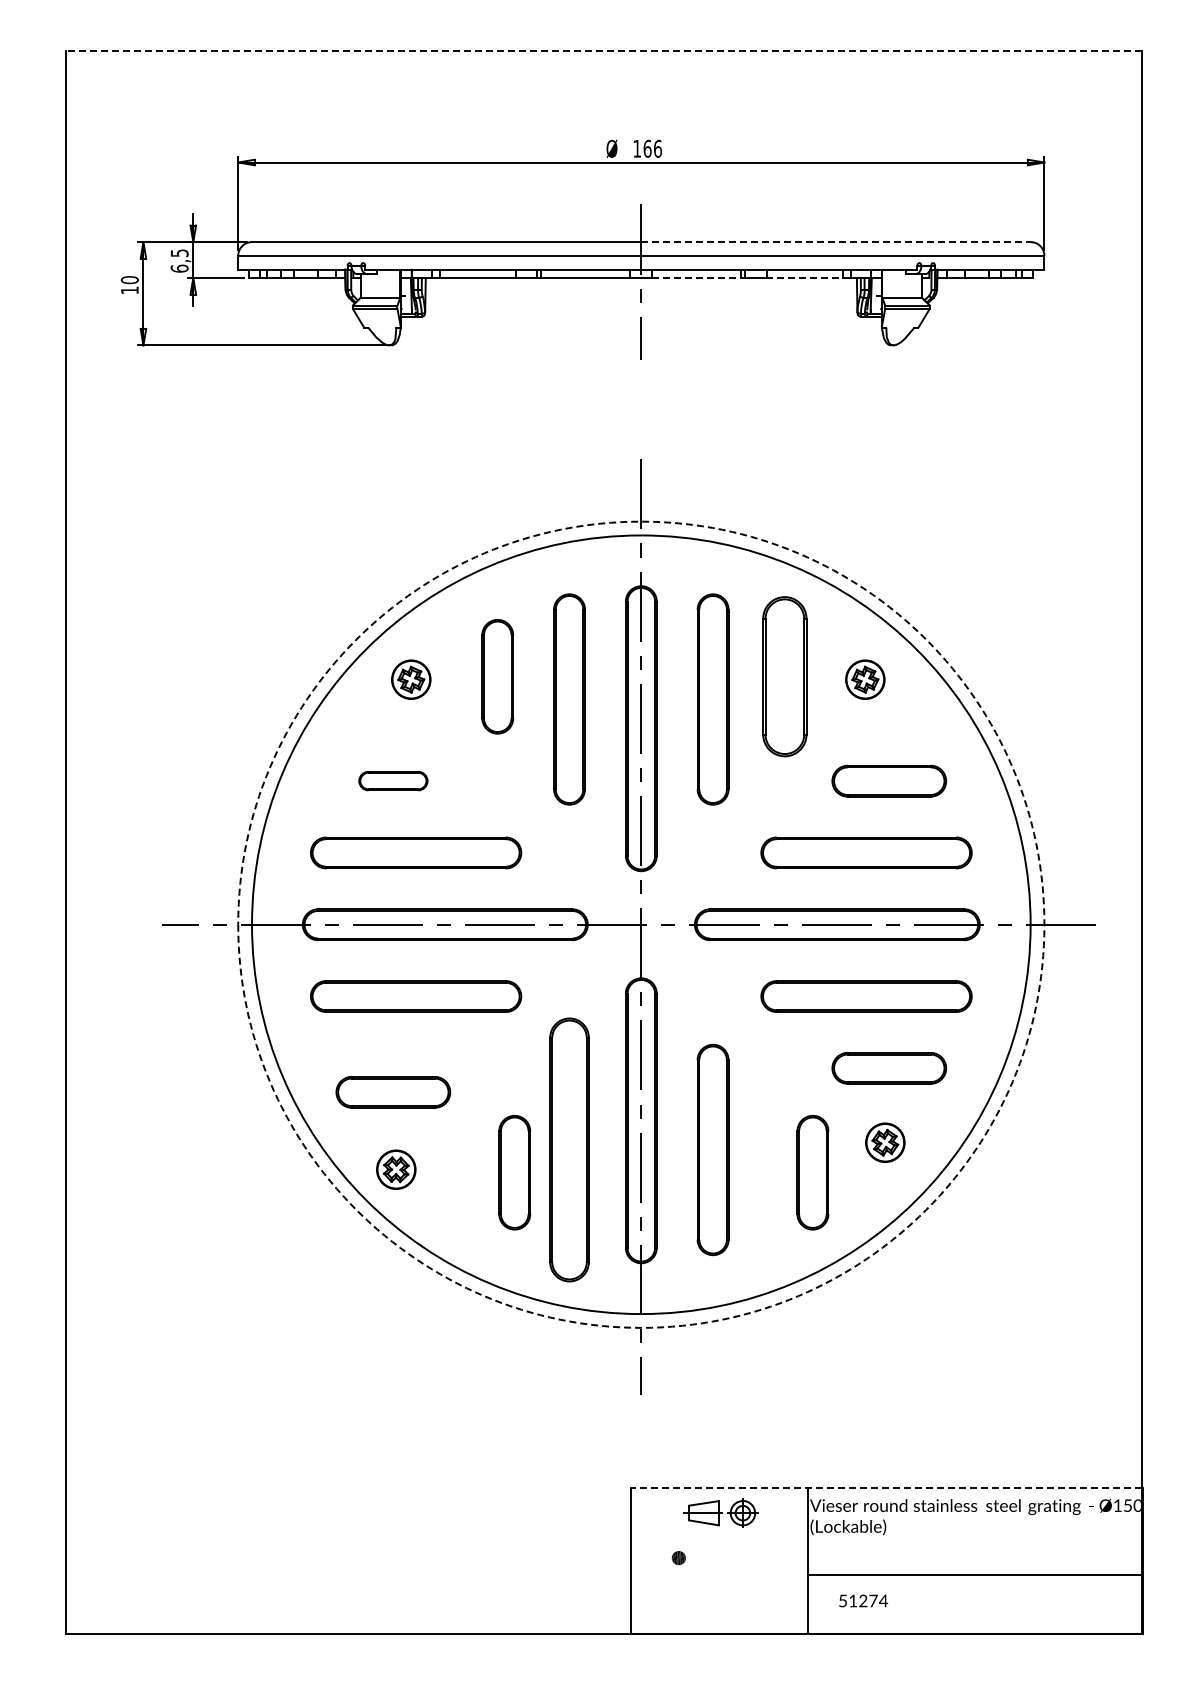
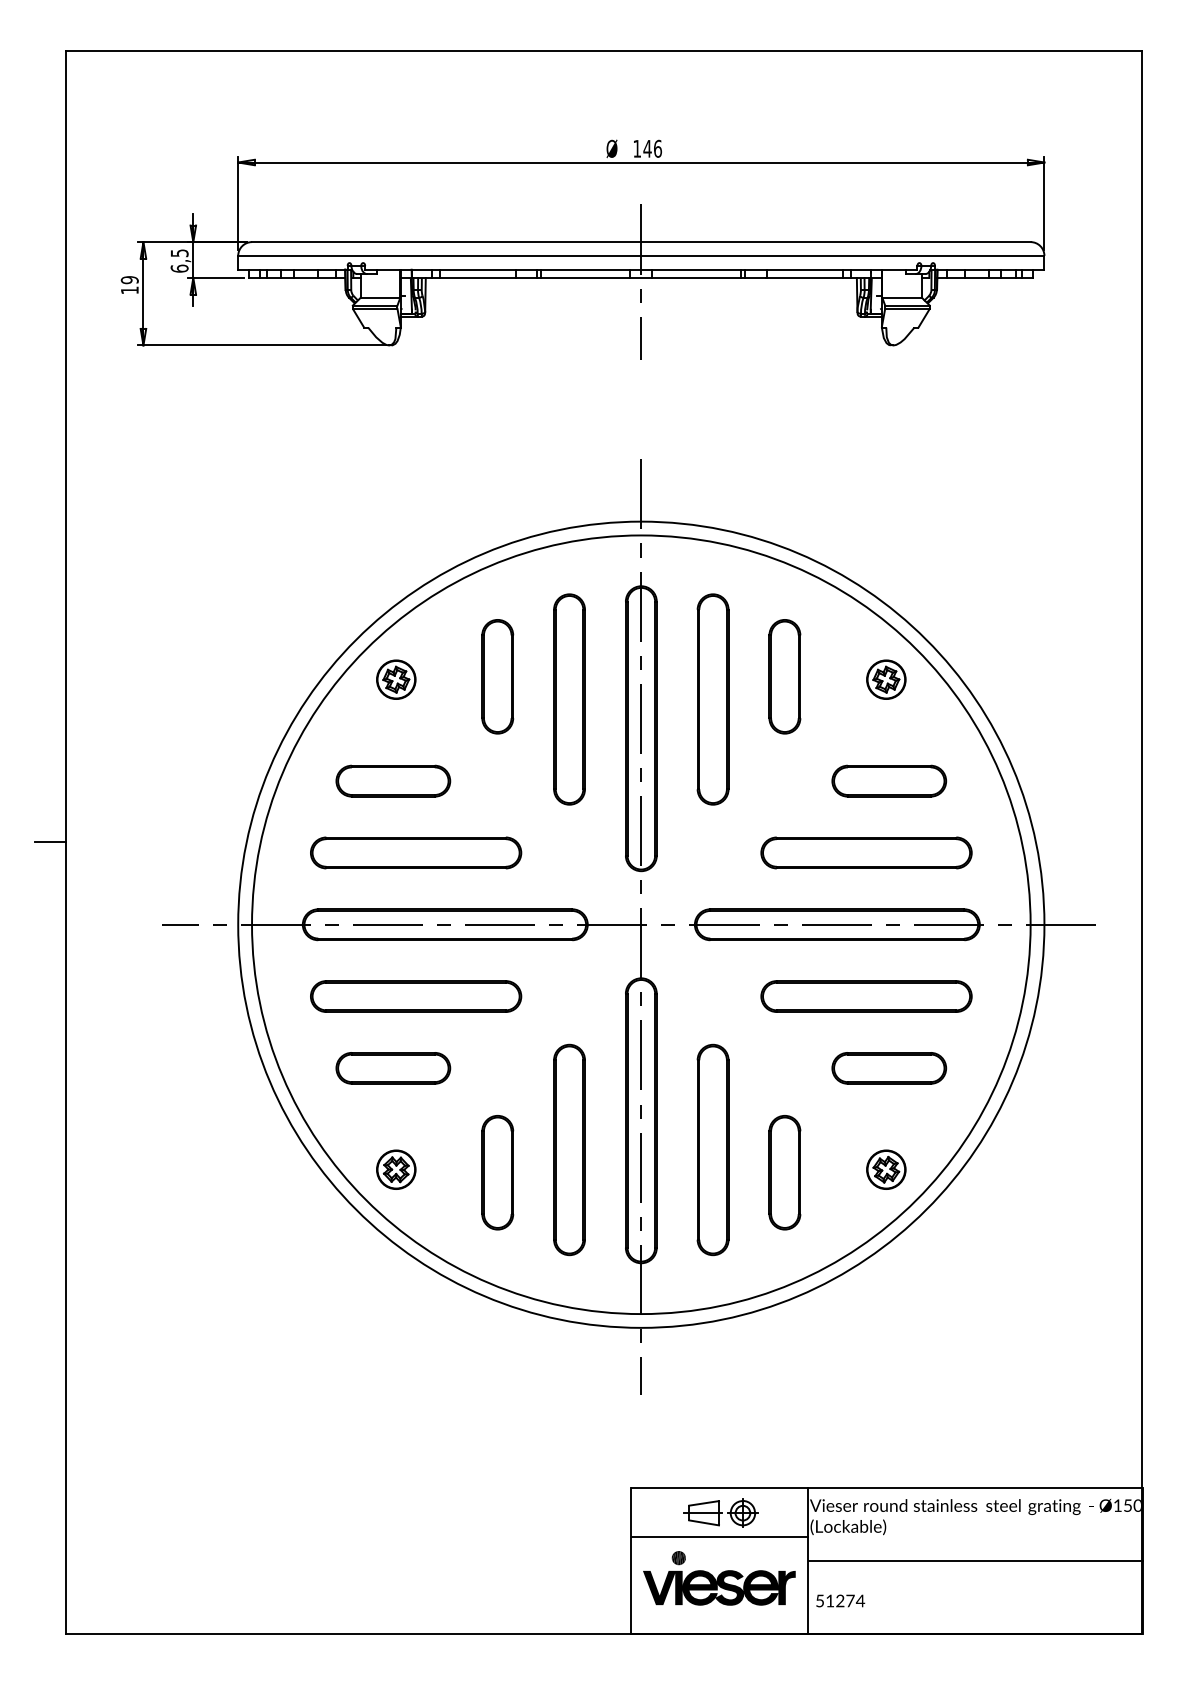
line: dashed -> solid (603, 50)
text: 166 -> 146 (647, 148)
line: dashed -> solid (835, 242)
line: dashed -> solid (697, 277)
line: dashed -> solid (805, 277)
text: 10 -> 19 (129, 280)
part size: 46x162 px -> 34x116 px (784, 676)
part position: (411, 679) -> (396, 679) (396, 679)
part position: (865, 679) -> (886, 679) (886, 679)
part size: 71x21 px -> 117x34 px (393, 780)
line: none -> present (50, 842)
circle: dashed -> solid (641, 924)
part position: (393, 1092) -> (393, 1068) (393, 1068)
part position: (885, 1142) -> (886, 1169) (886, 1169)
part size: 41x266 px -> 33x214 px (569, 1149)
part position: (514, 1172) -> (497, 1172) (497, 1172)
part position: (812, 1172) -> (784, 1172) (784, 1172)
line: dashed -> solid (886, 1487)
line: none -> present (719, 1537)
line position: (975, 1575) -> (975, 1561) (975, 1561)
fill: none -> present (718, 1587)
text position: (863, 1600) -> (840, 1600) (840, 1600)
